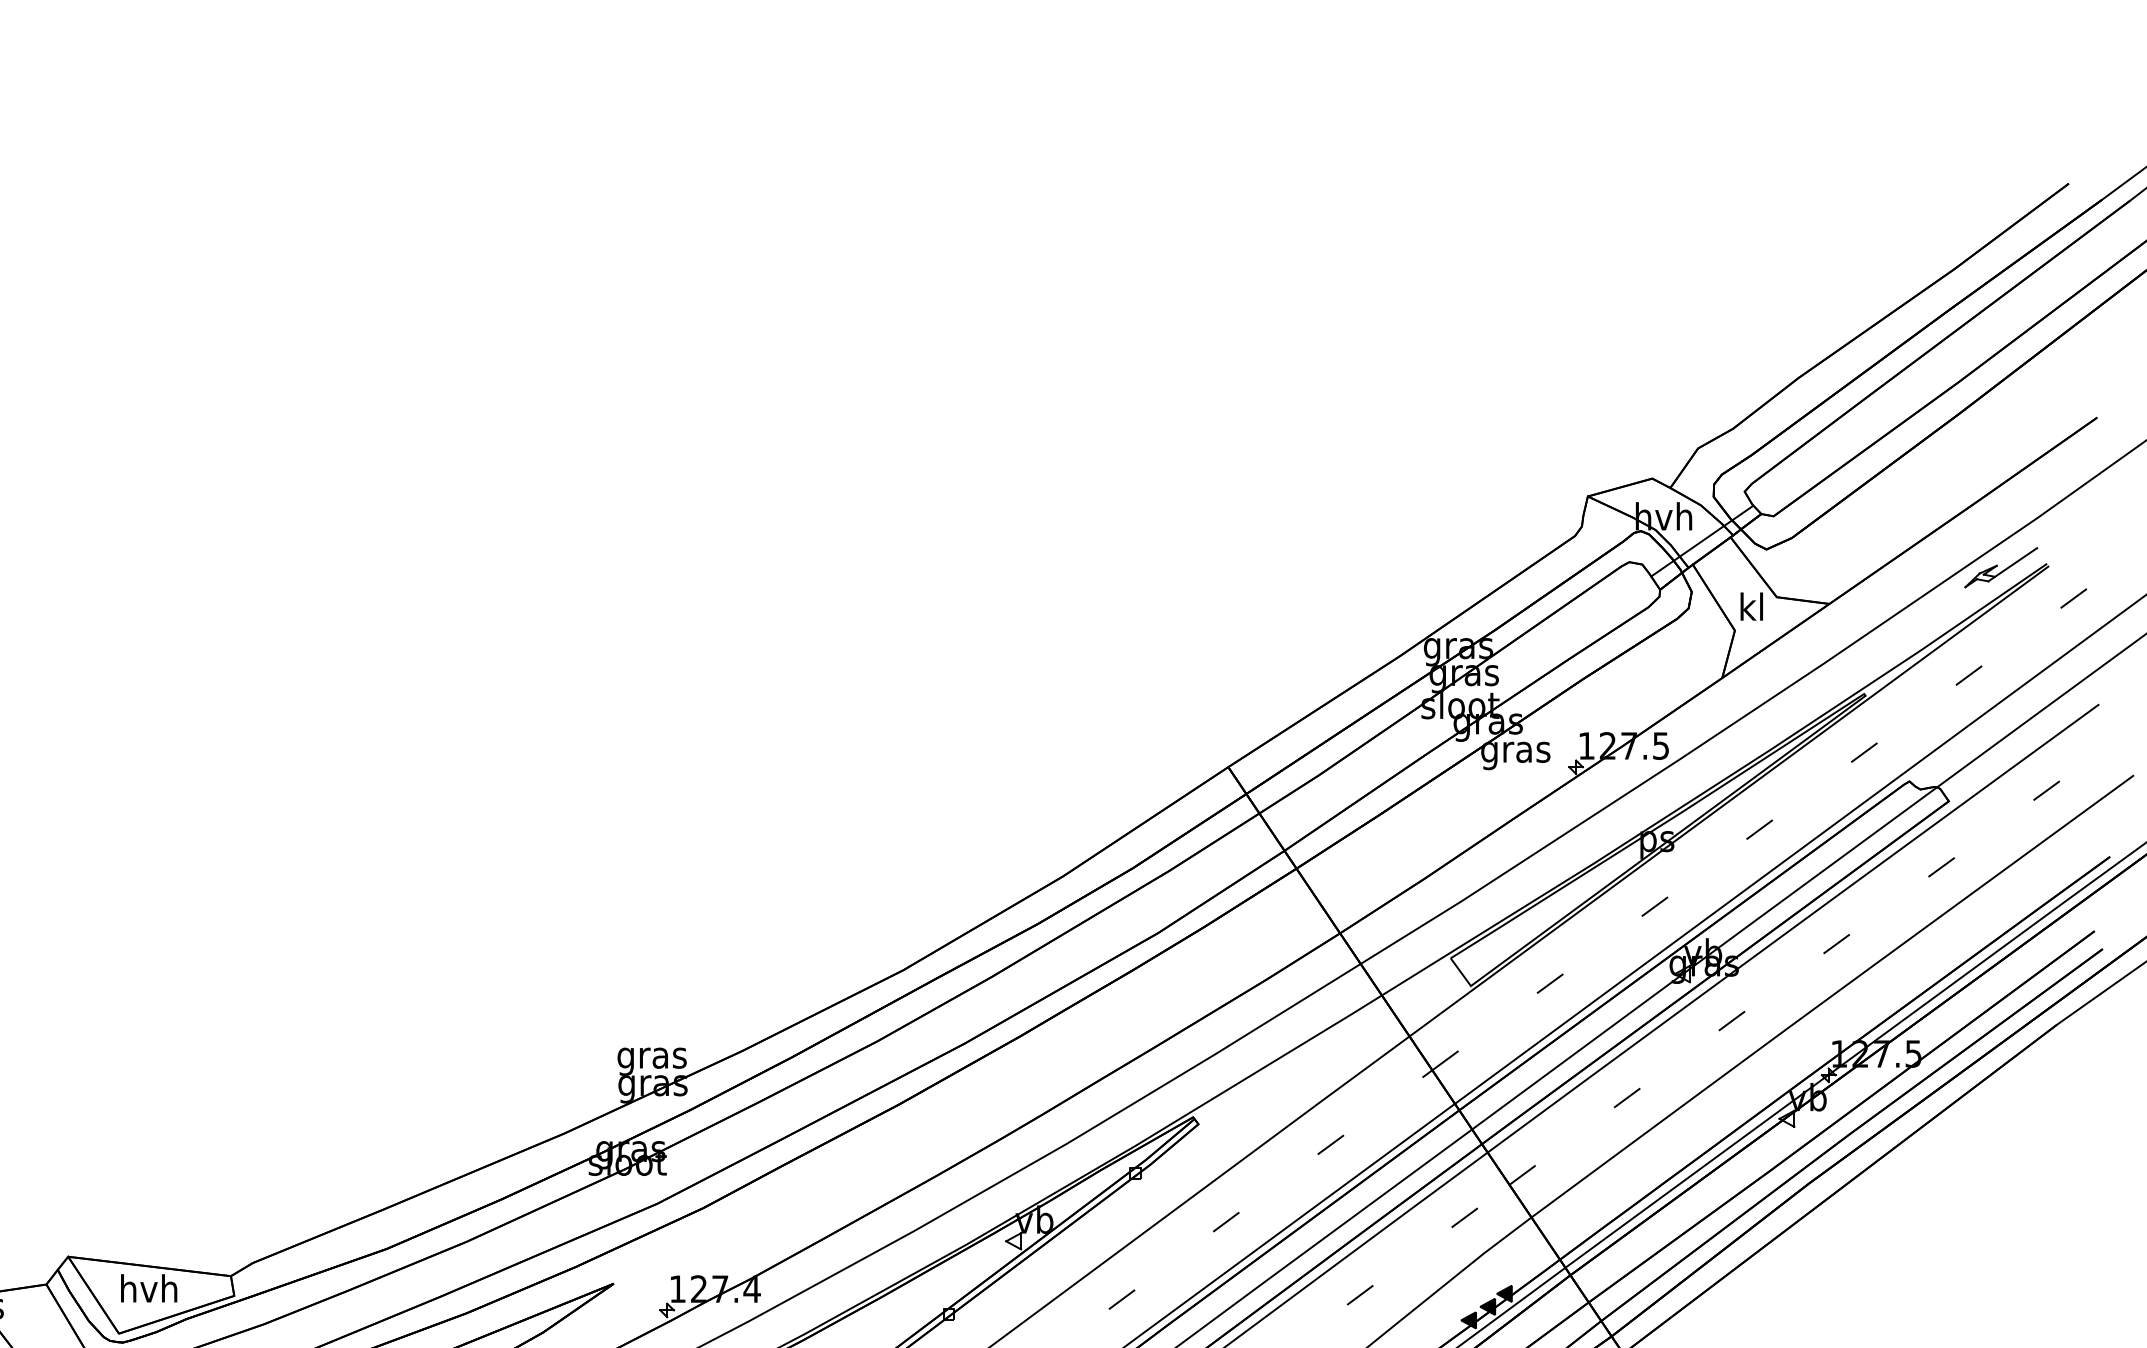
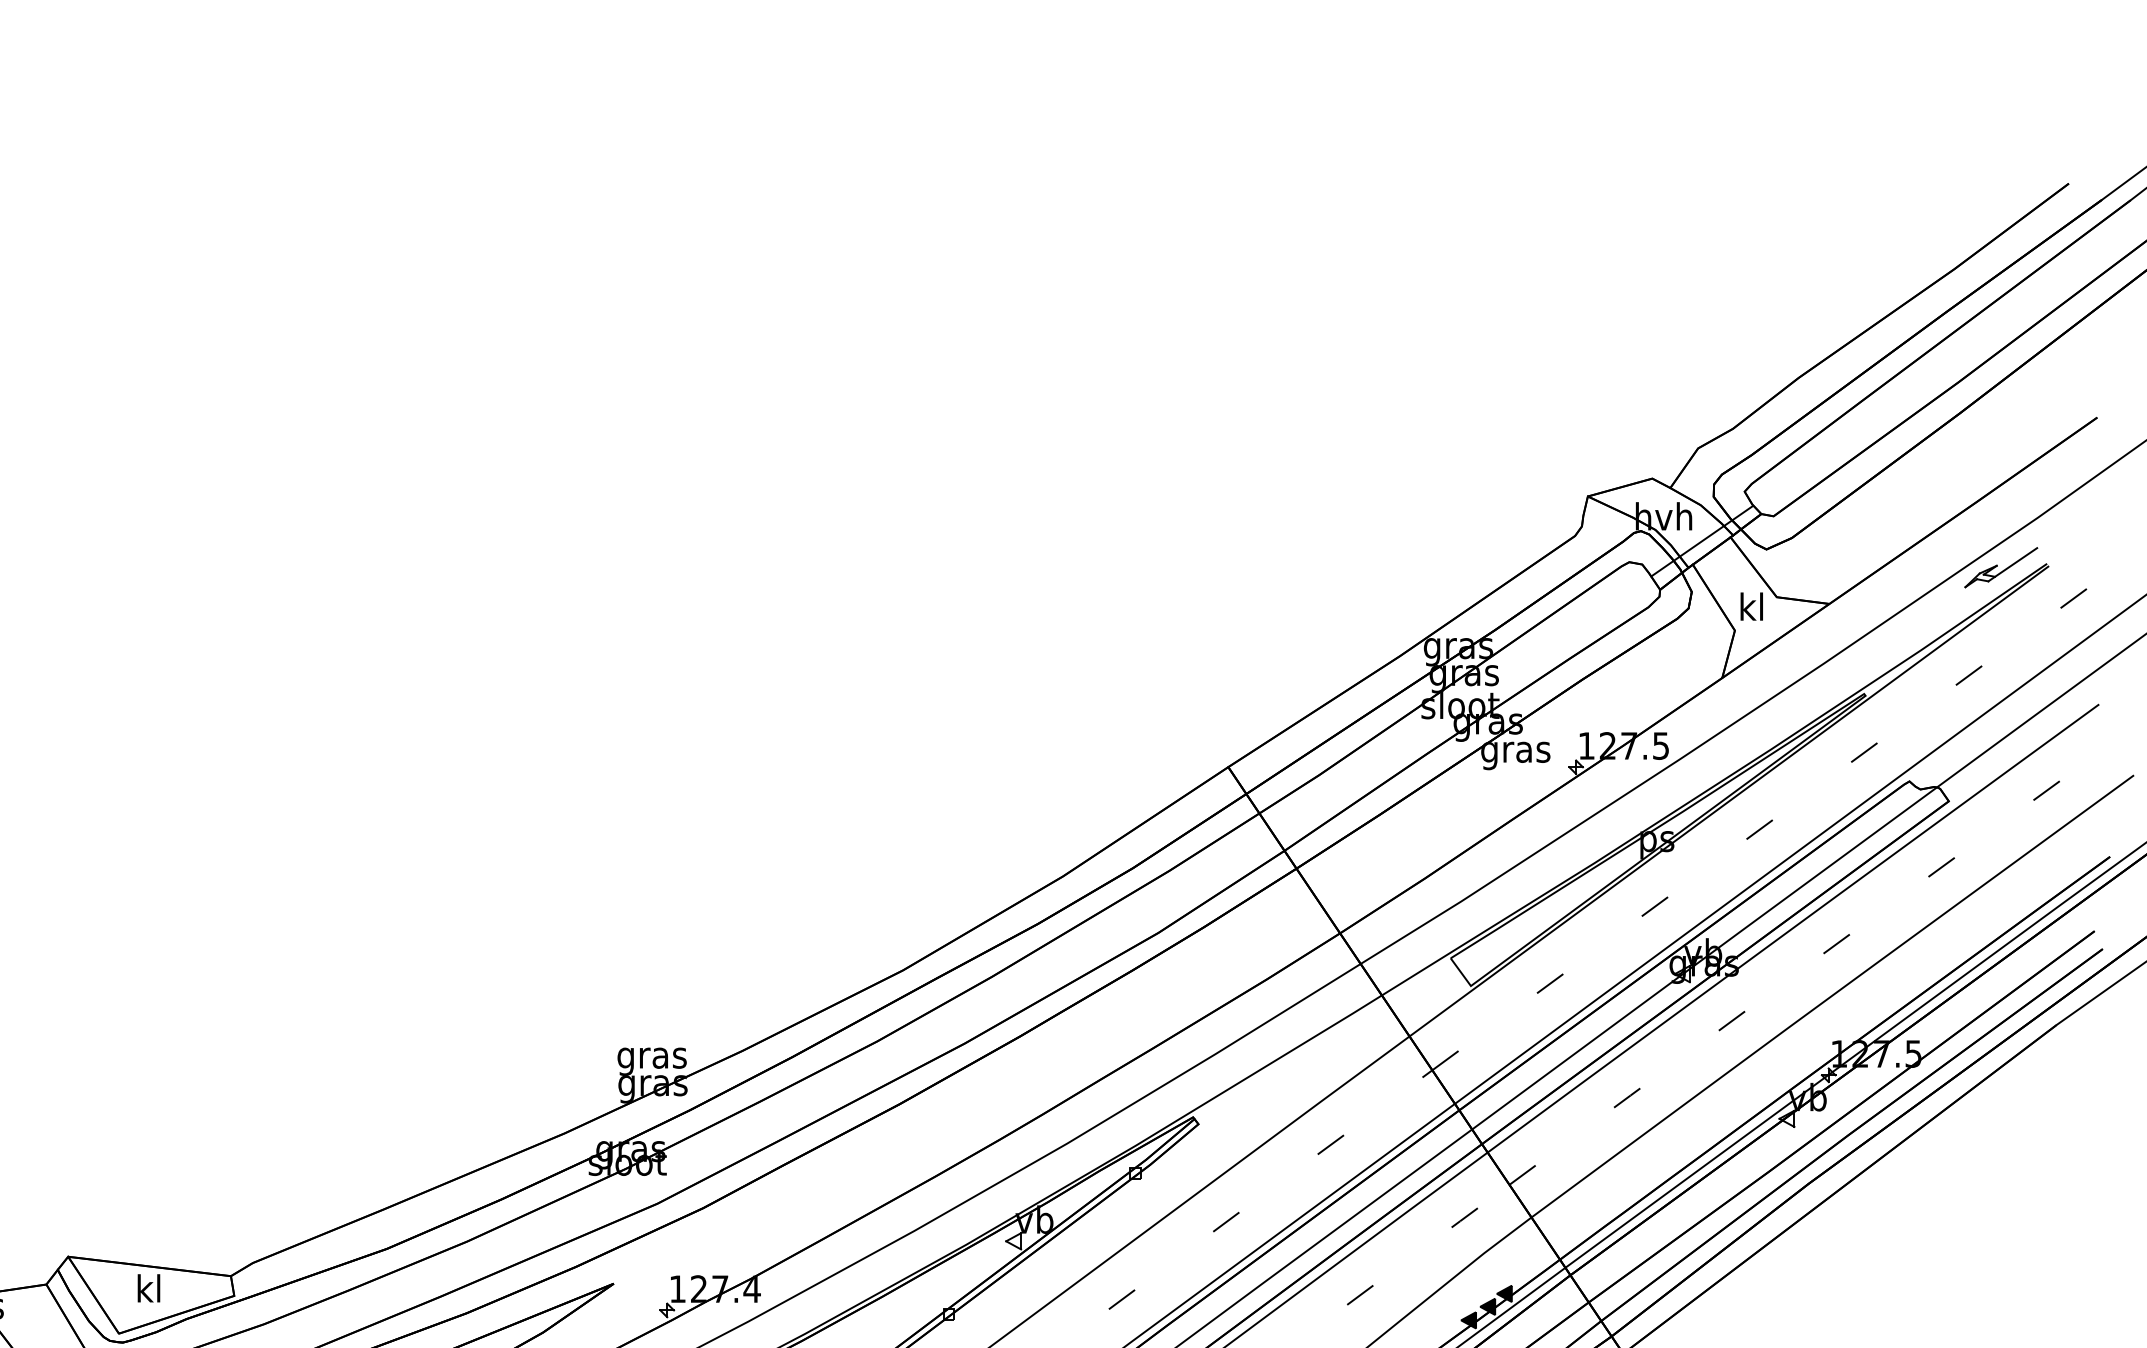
text: hvh -> kl (149, 1288)
